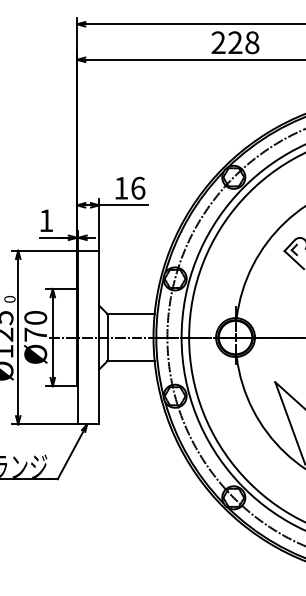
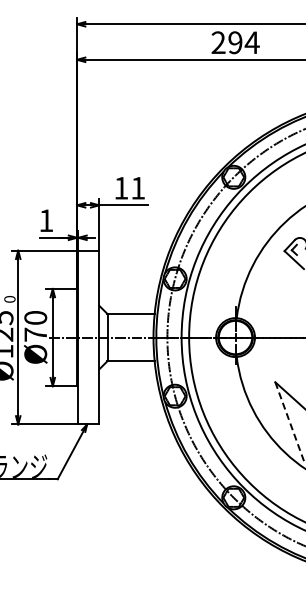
text: 228 -> 294 (243, 42)
text: 16 -> 11 (138, 187)
line: solid -> dashed (290, 423)
